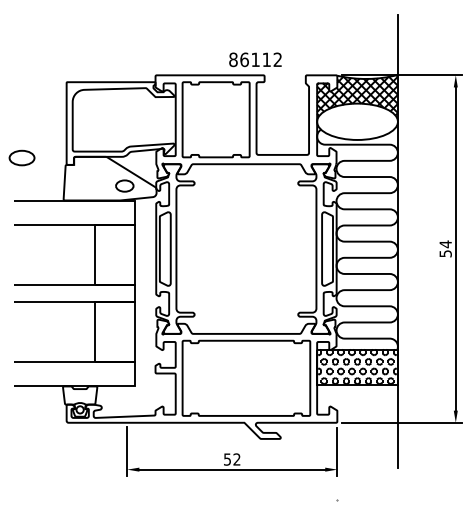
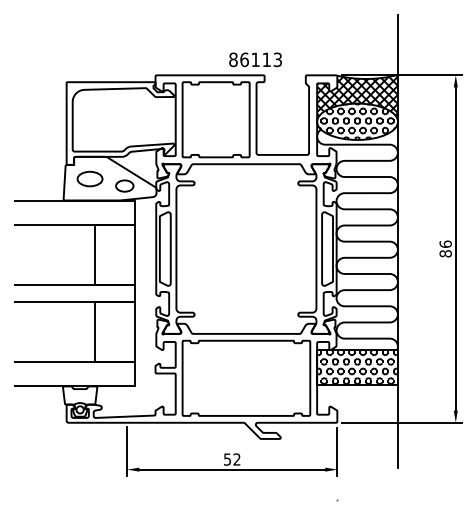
text: 86112 -> 86113 (277, 60)
hatch: none -> present (357, 121)
part position: (21, 157) -> (89, 178) (89, 178)
text: 54 -> 86 (445, 248)
